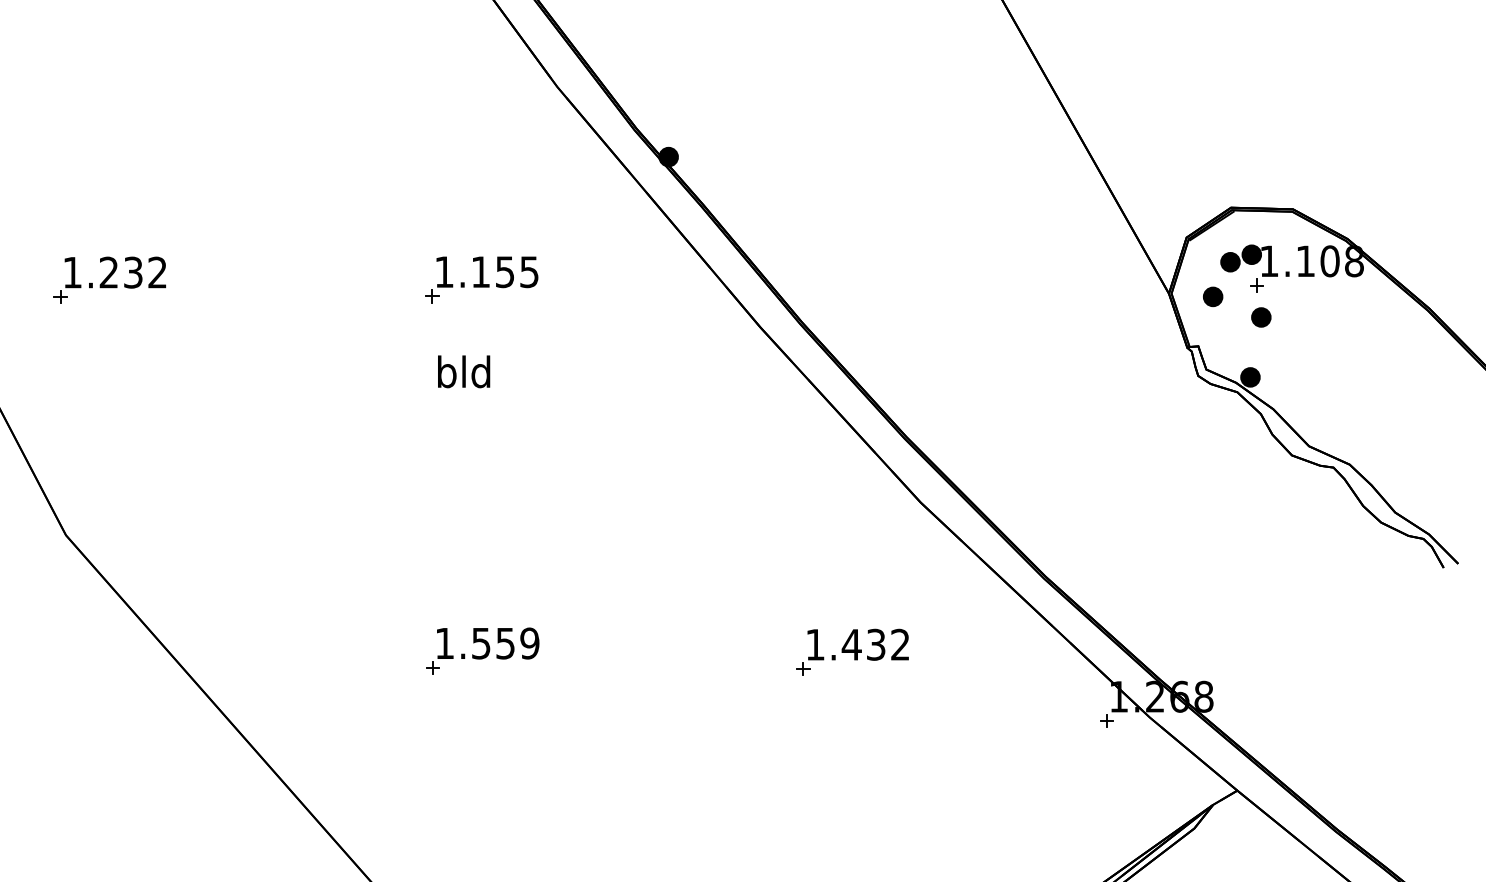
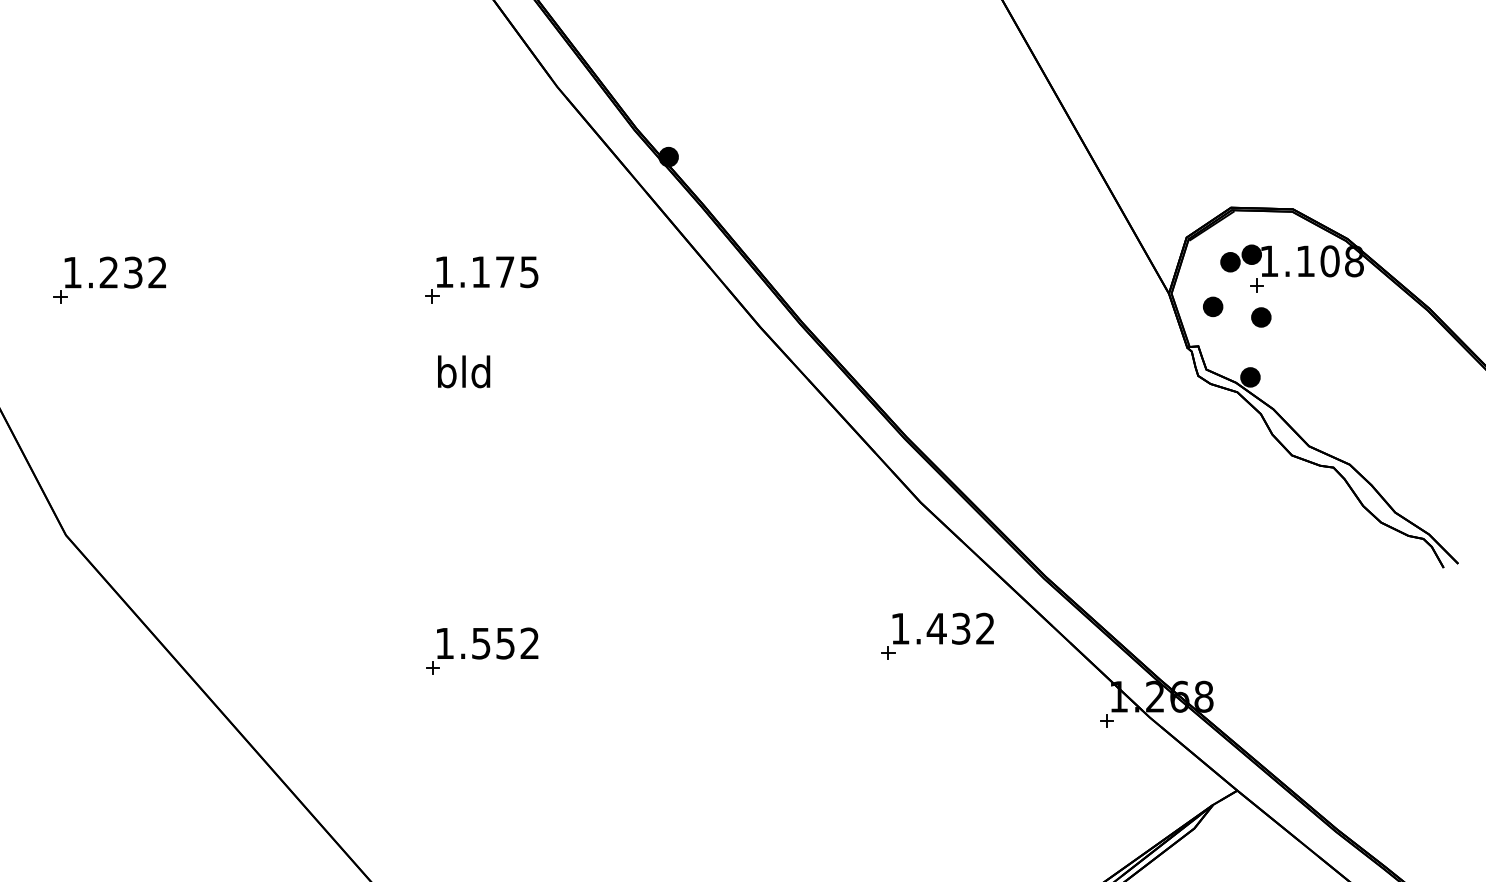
text: 1.155 -> 1.175 (505, 272)
part position: (1213, 296) -> (1213, 306) (1213, 306)
text: 1.559 -> 1.552 (529, 643)
part position: (852, 651) -> (937, 635) (937, 635)
